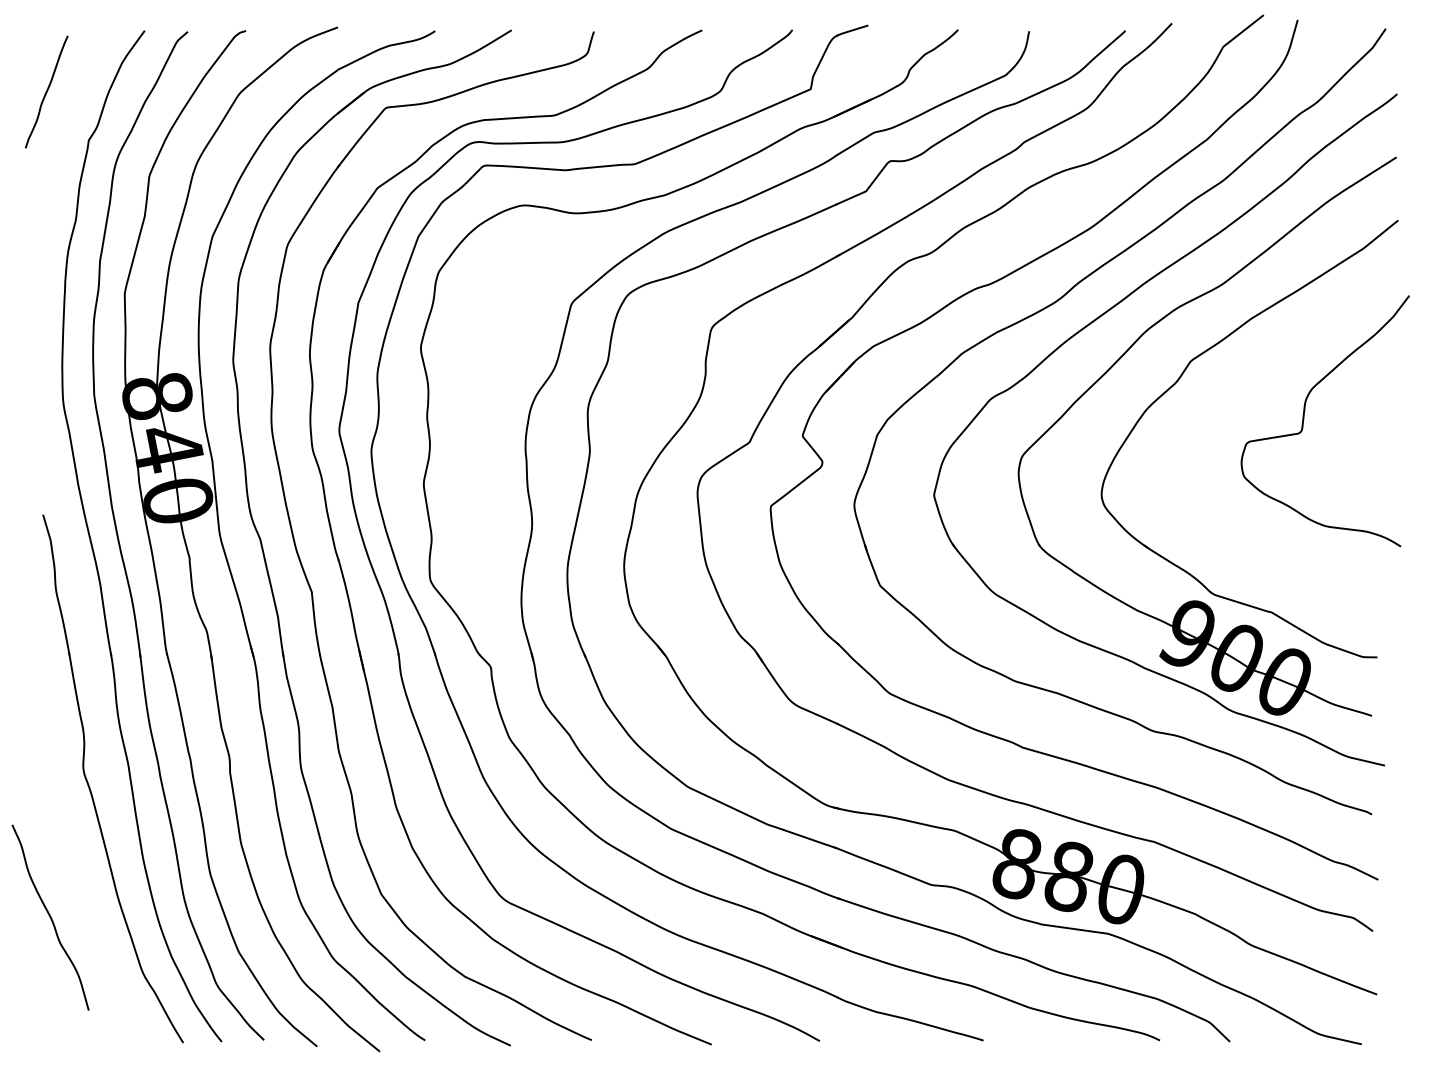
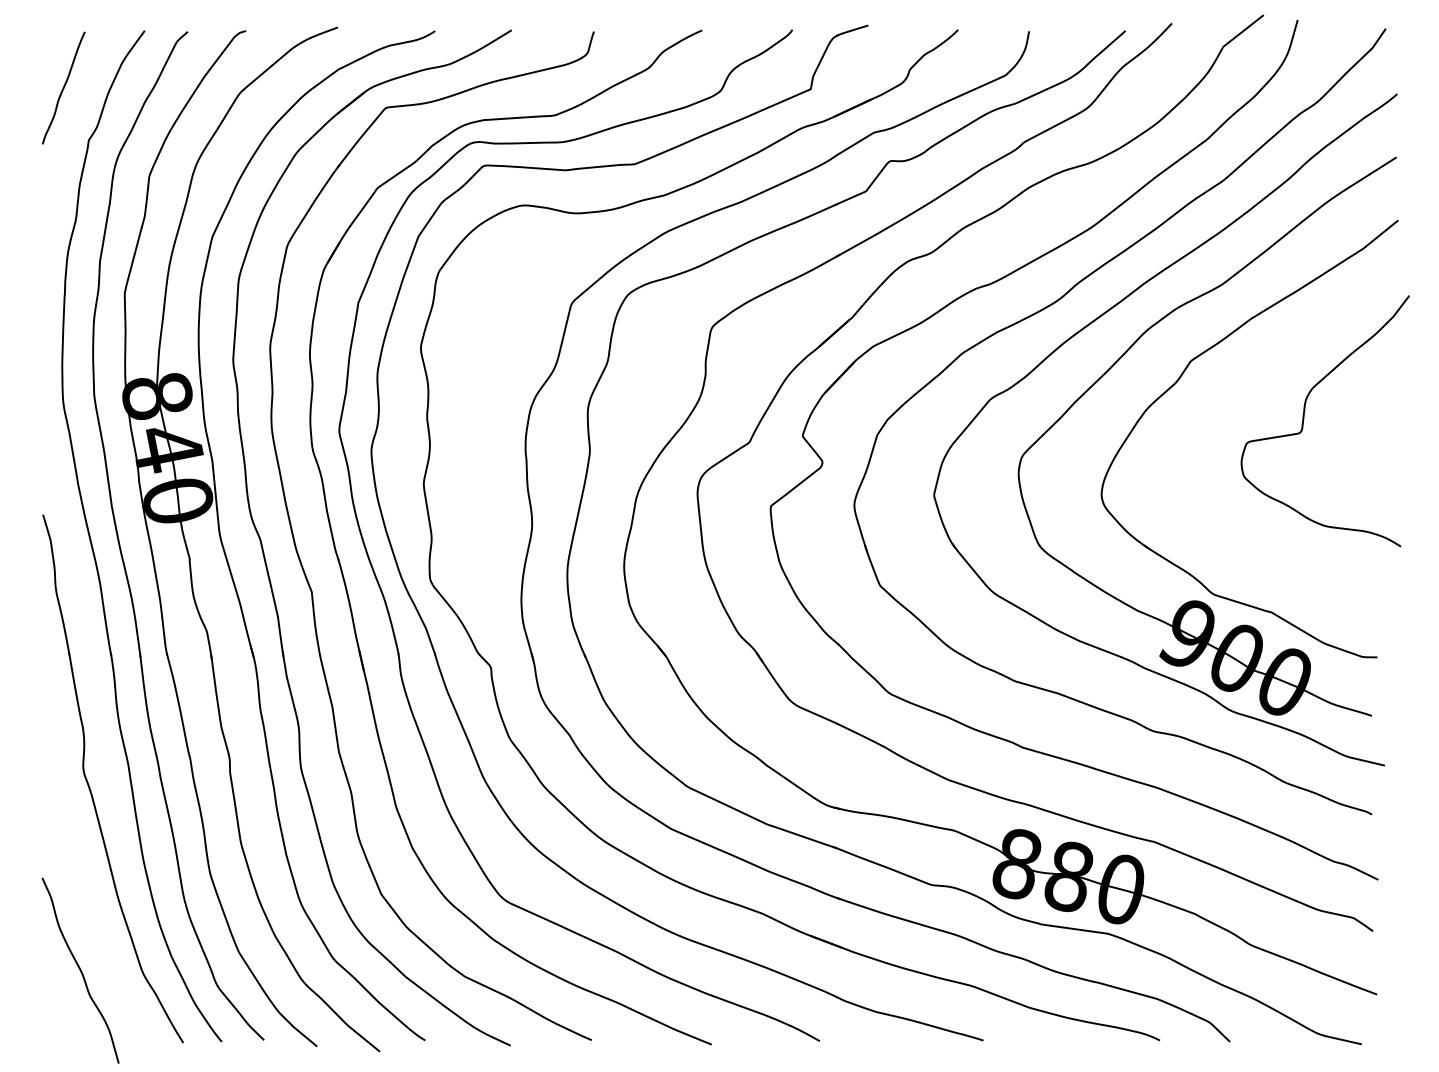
curve position: (46, 91) -> (63, 87) (63, 87)
curve position: (50, 917) -> (80, 970) (80, 970)
